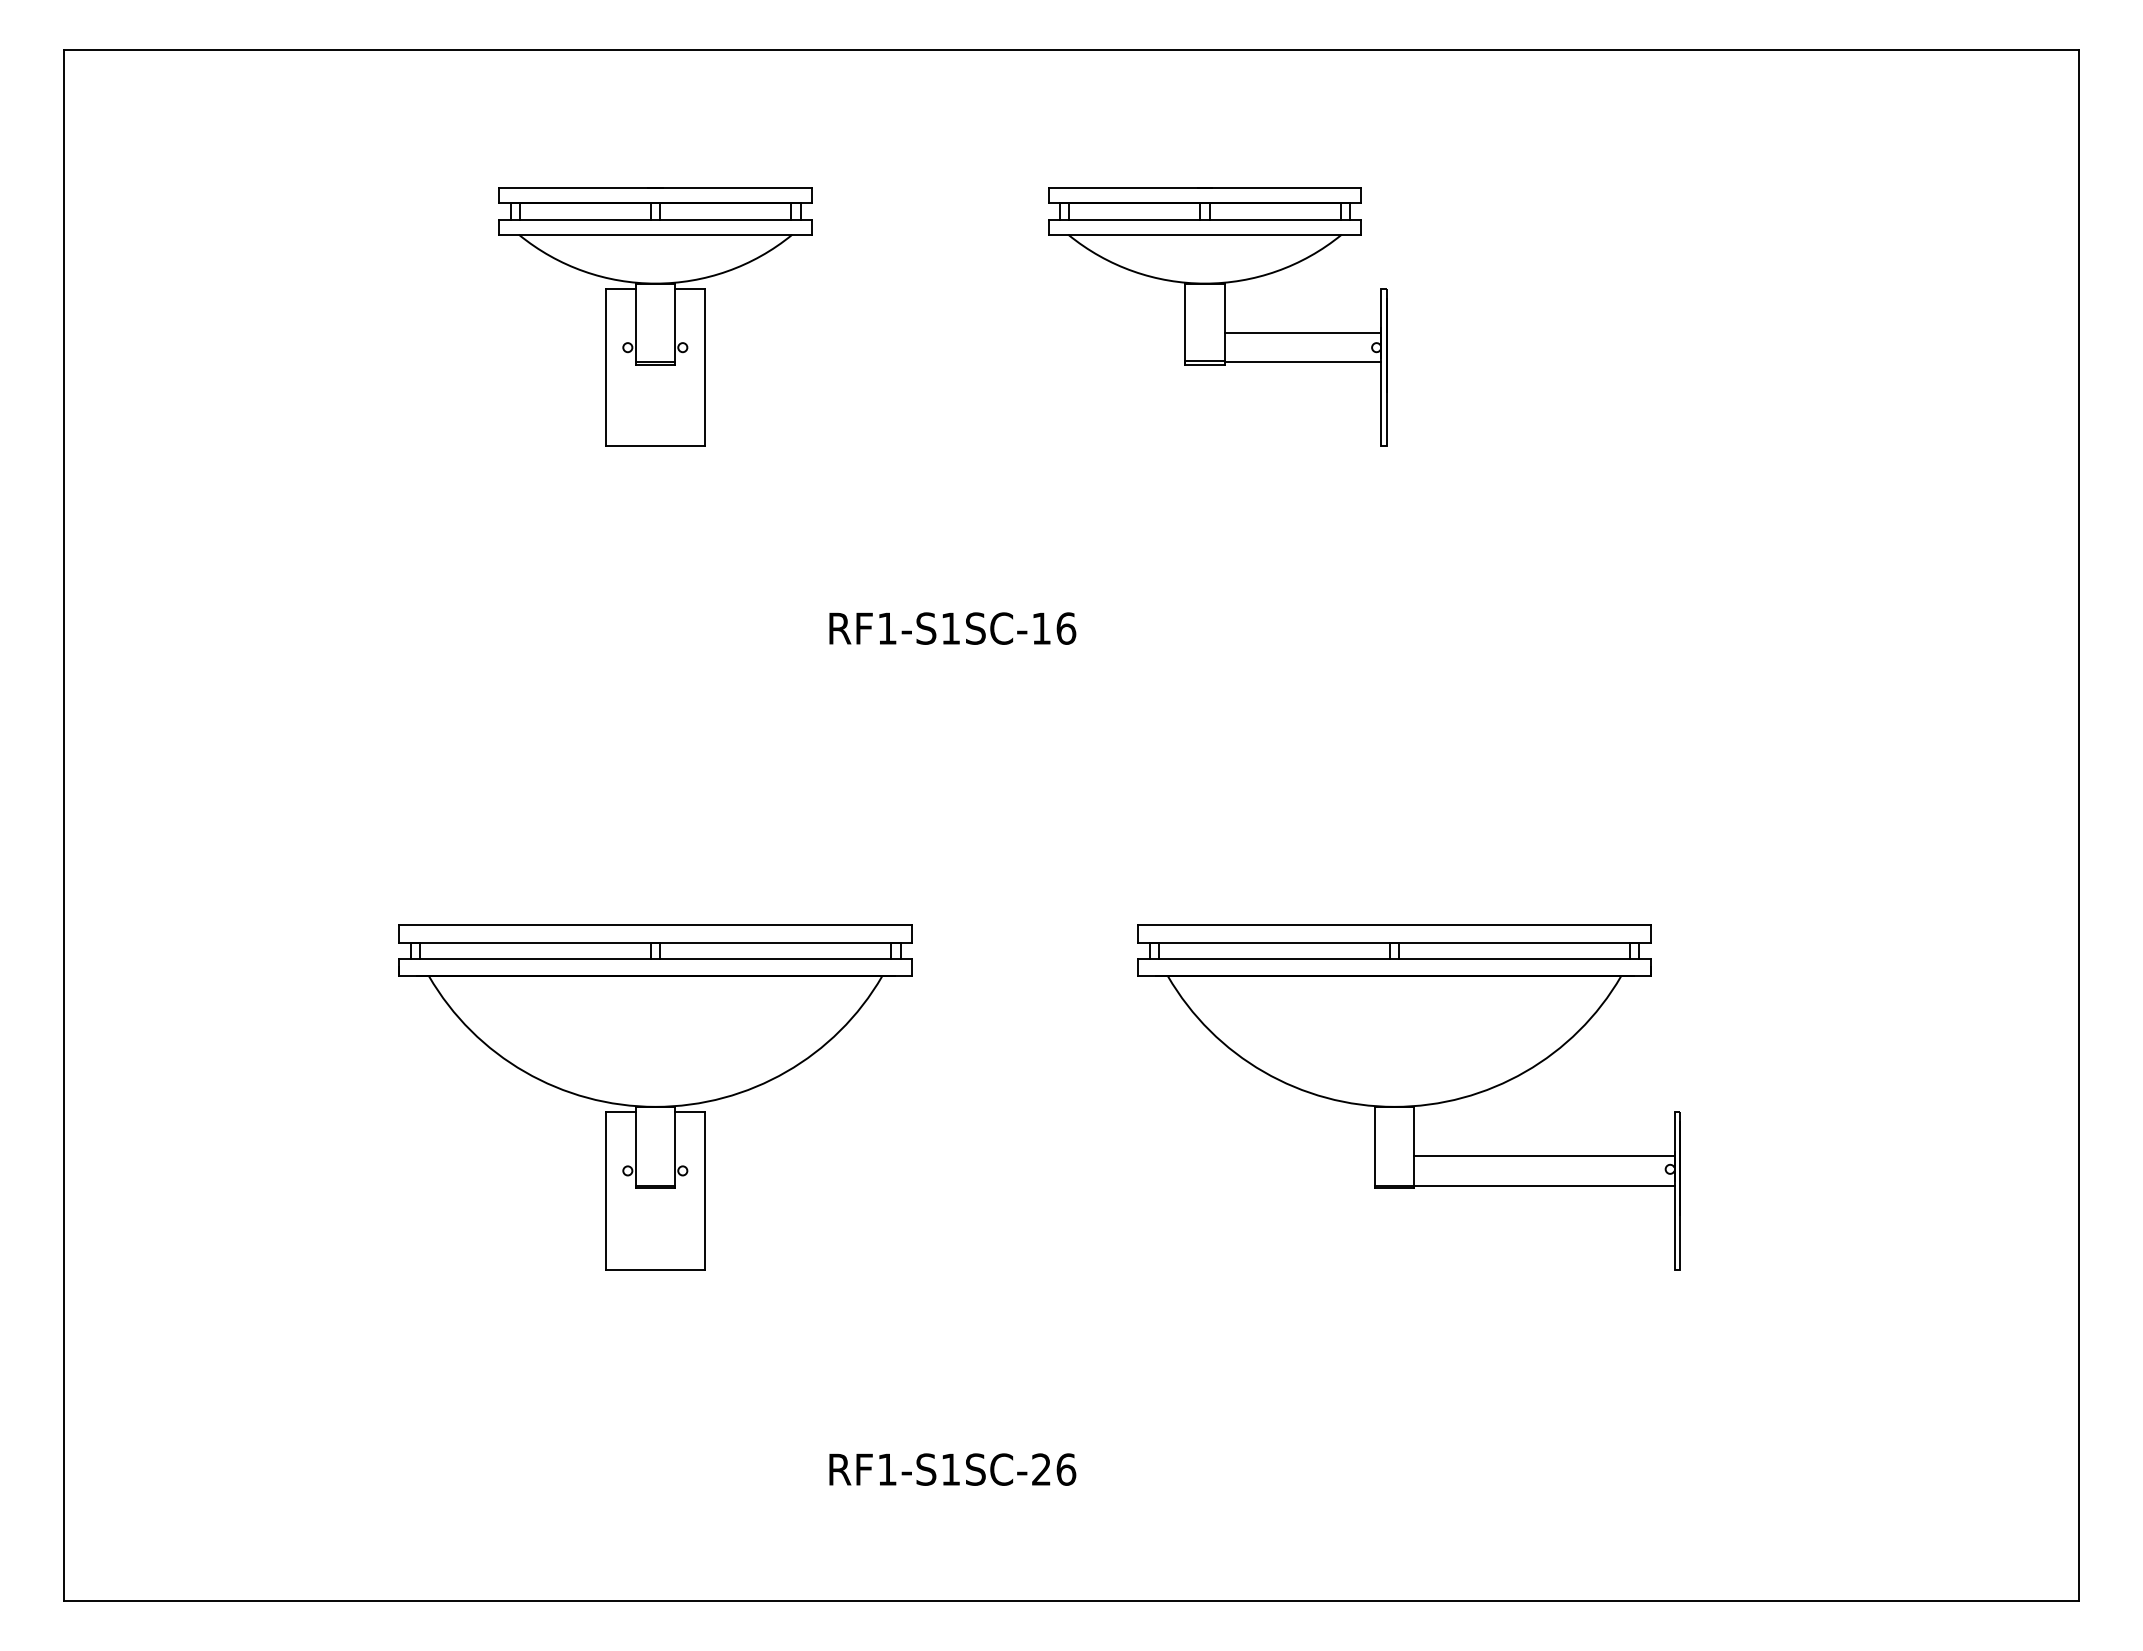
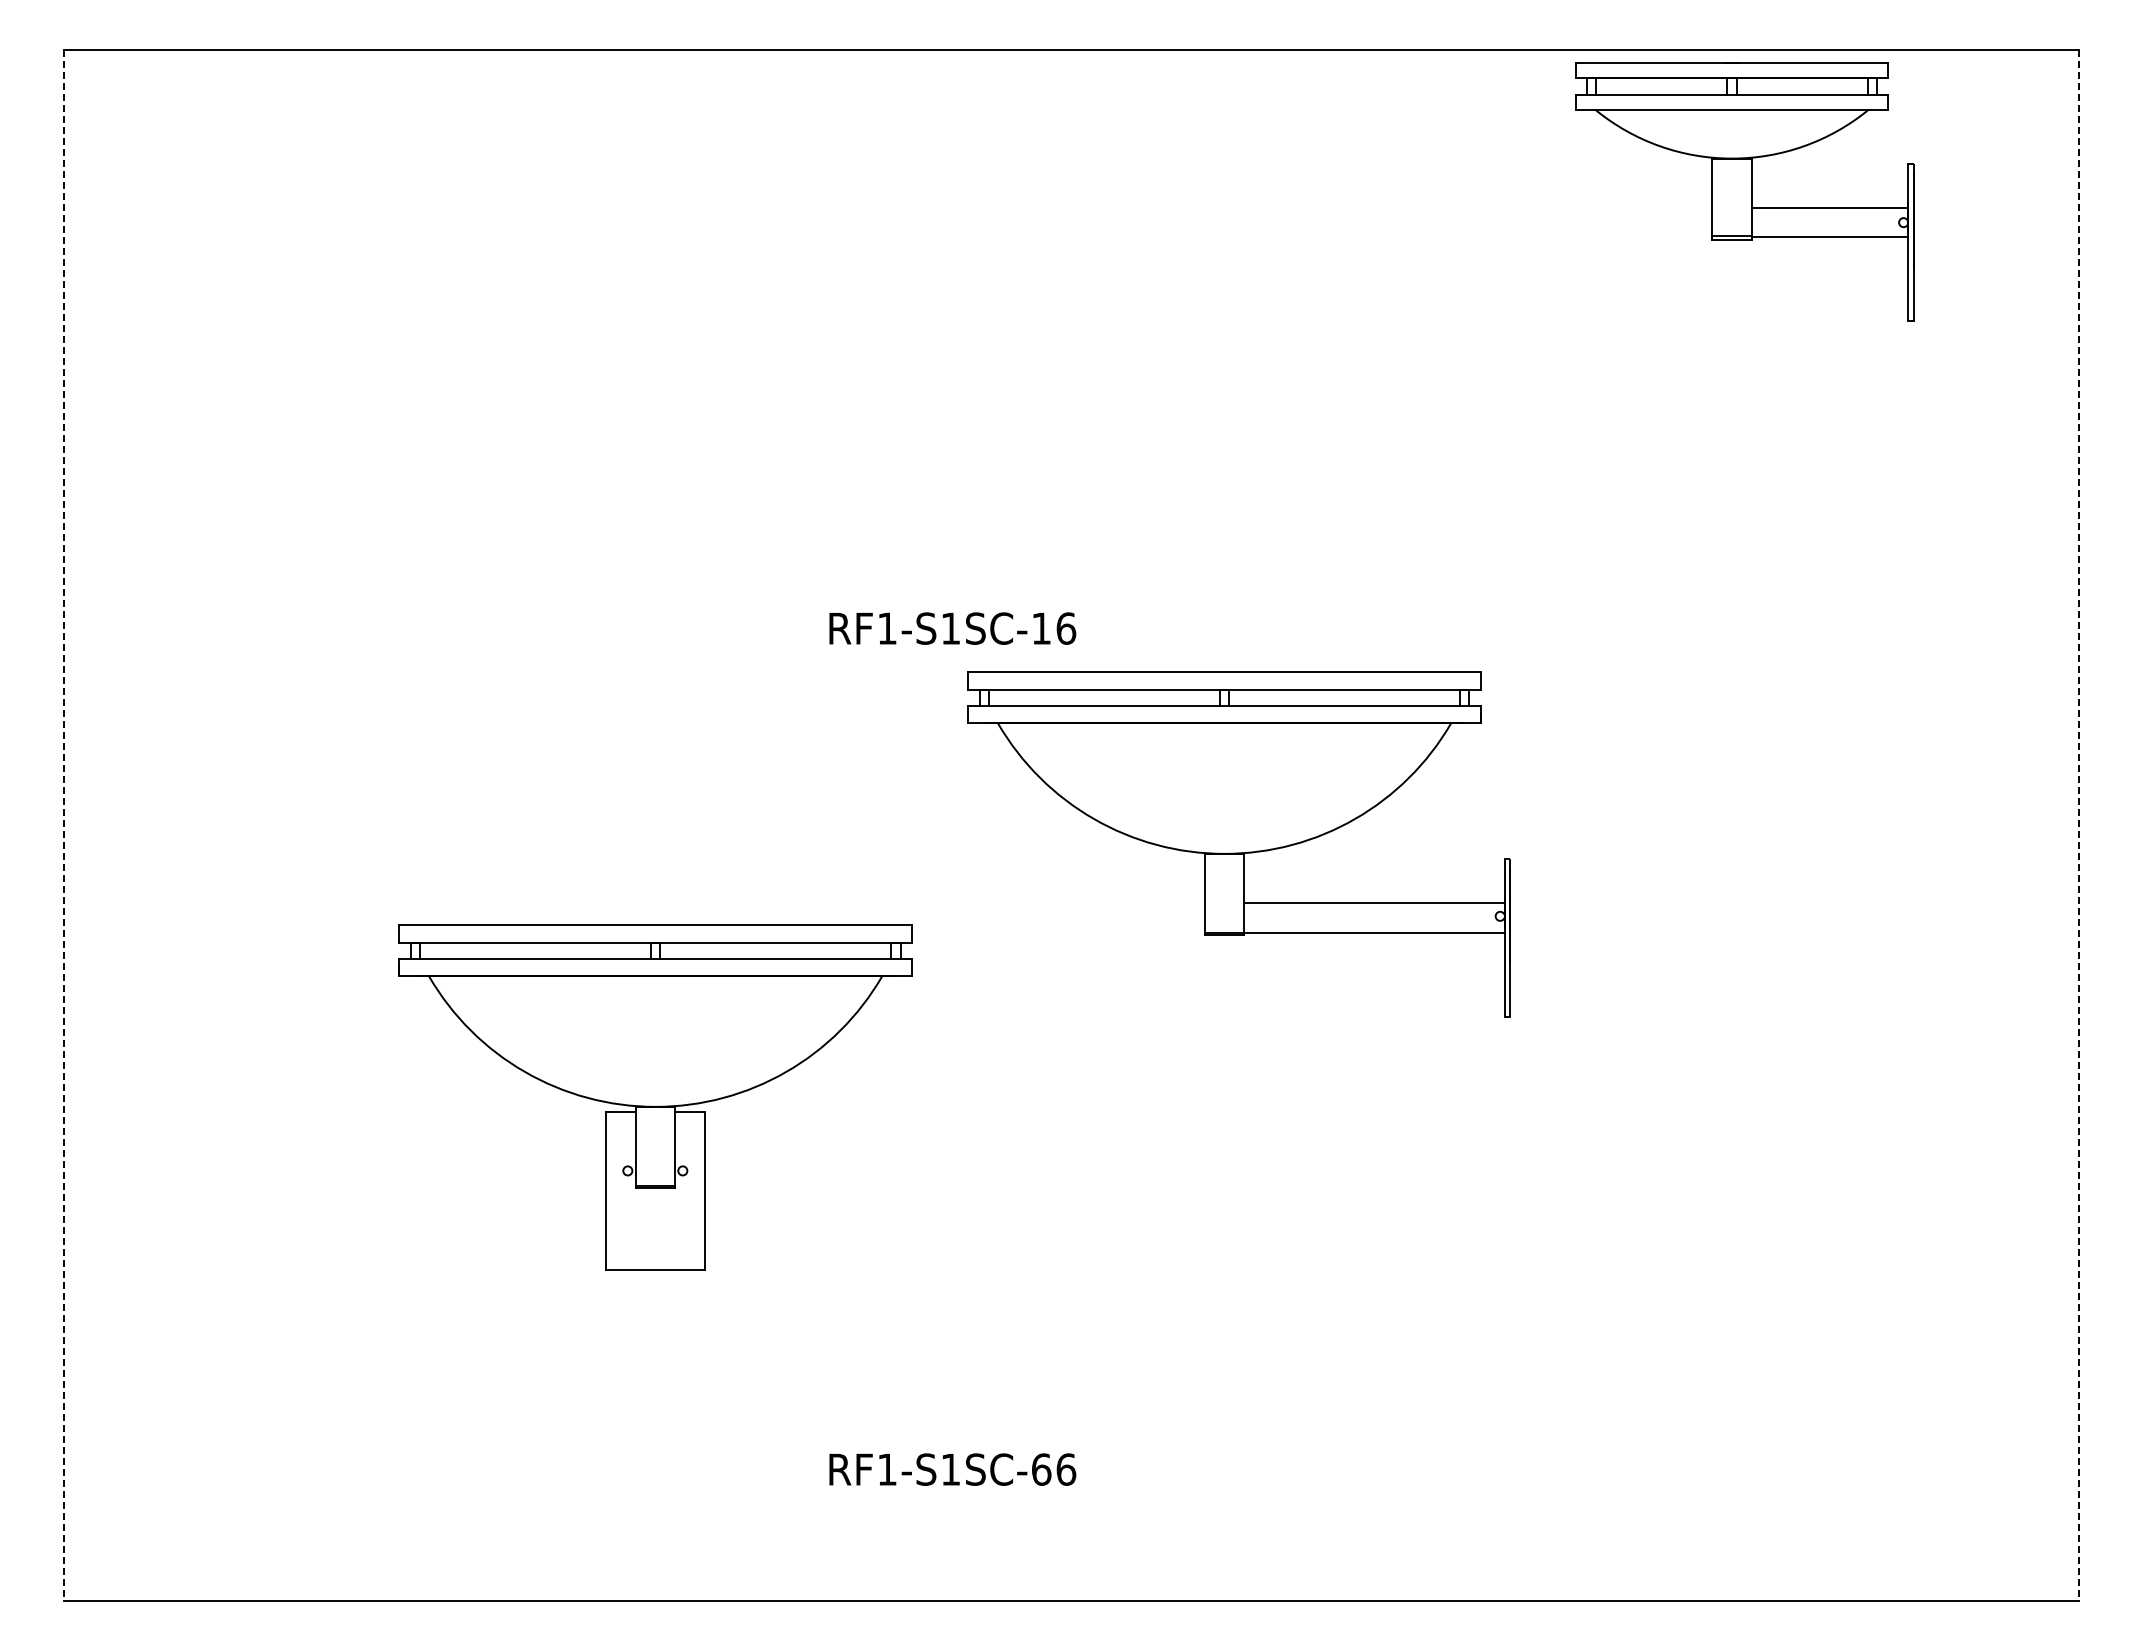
part: present -> none (655, 316)
part position: (1217, 316) -> (1744, 191) (1744, 191)
line: solid -> dashed (64, 825)
line: solid -> dashed (2078, 825)
part position: (1408, 1097) -> (1238, 844) (1238, 844)
text: RF1-S1SC-26 -> RF1-S1SC-66 (1041, 1469)
